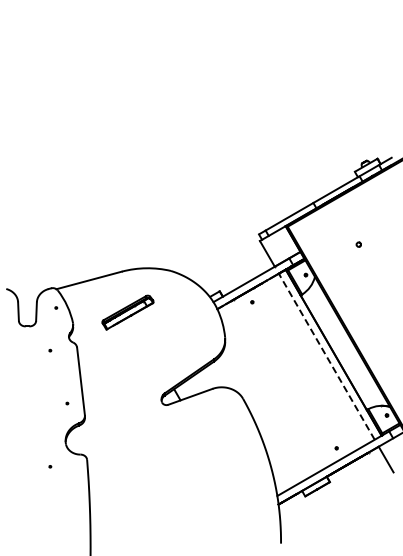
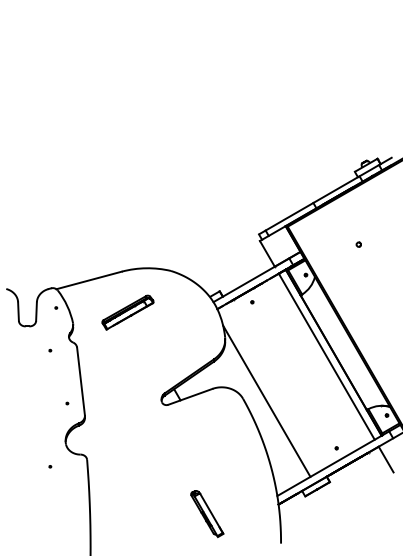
line: dashed -> solid (326, 356)
line: none -> present (266, 400)
part: none -> present (207, 514)
